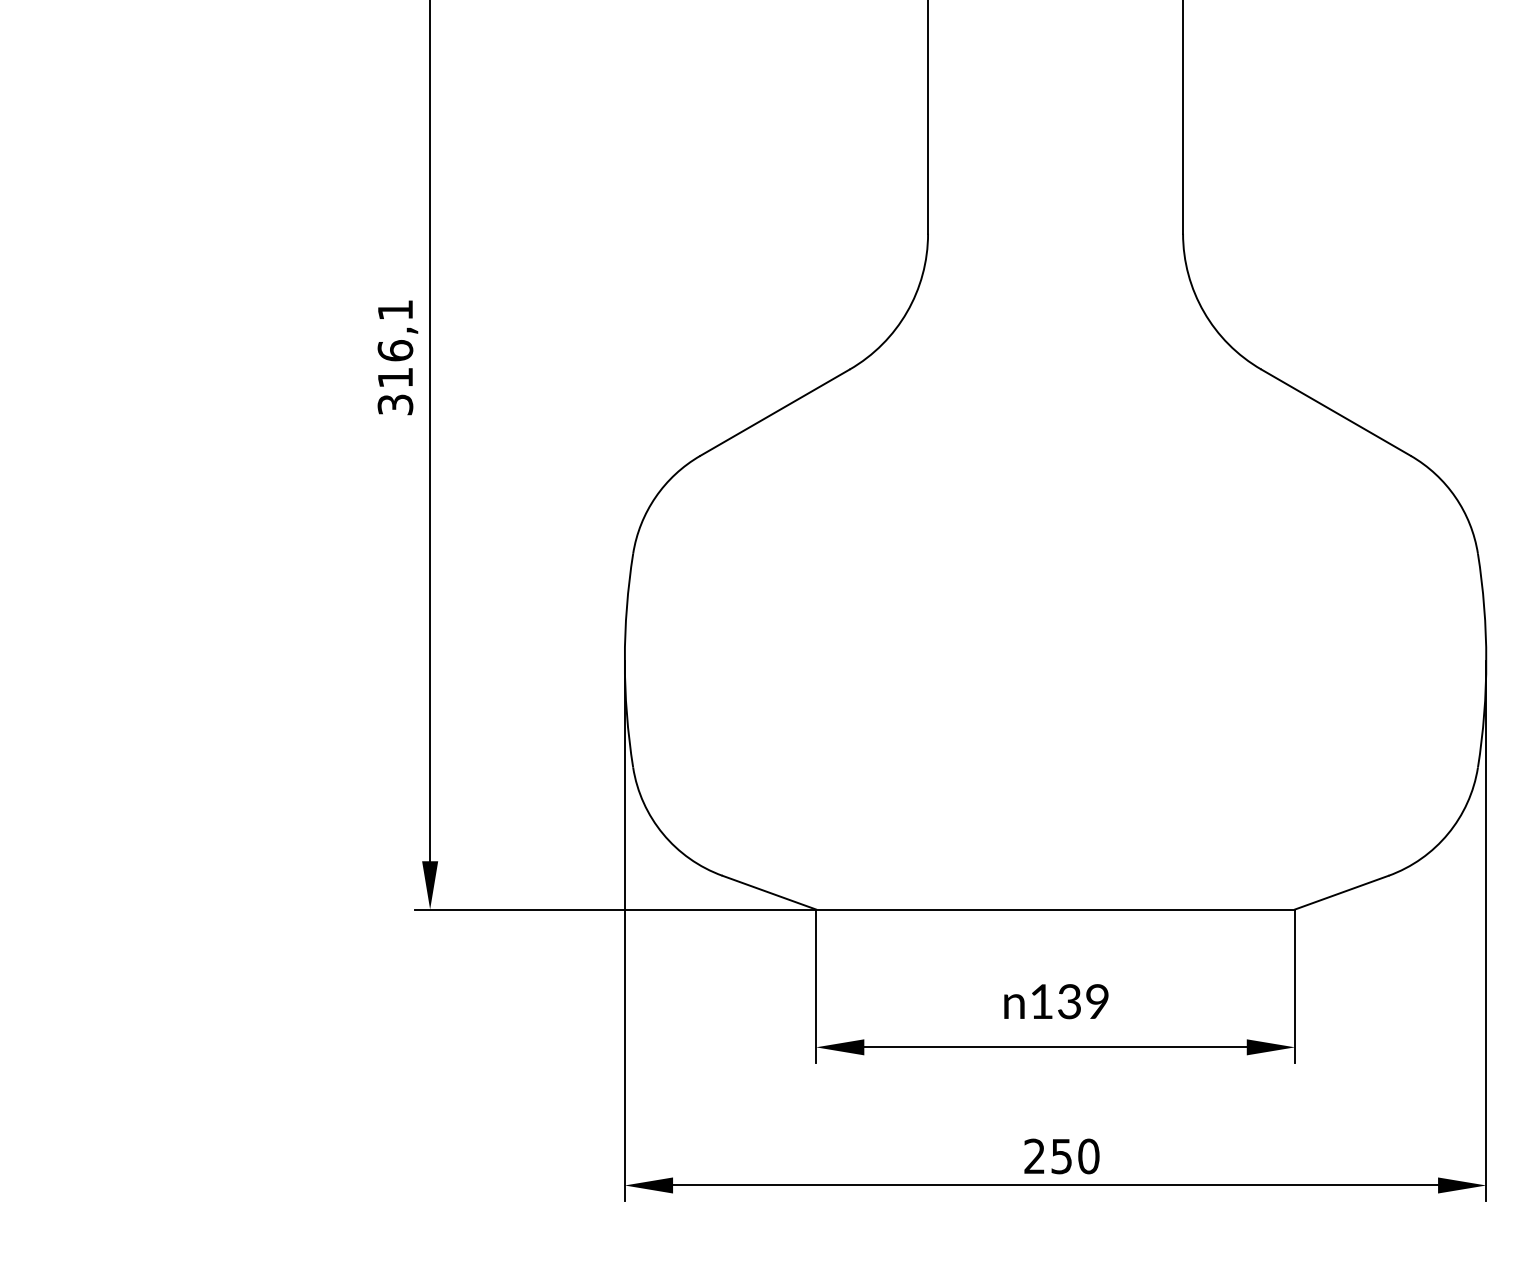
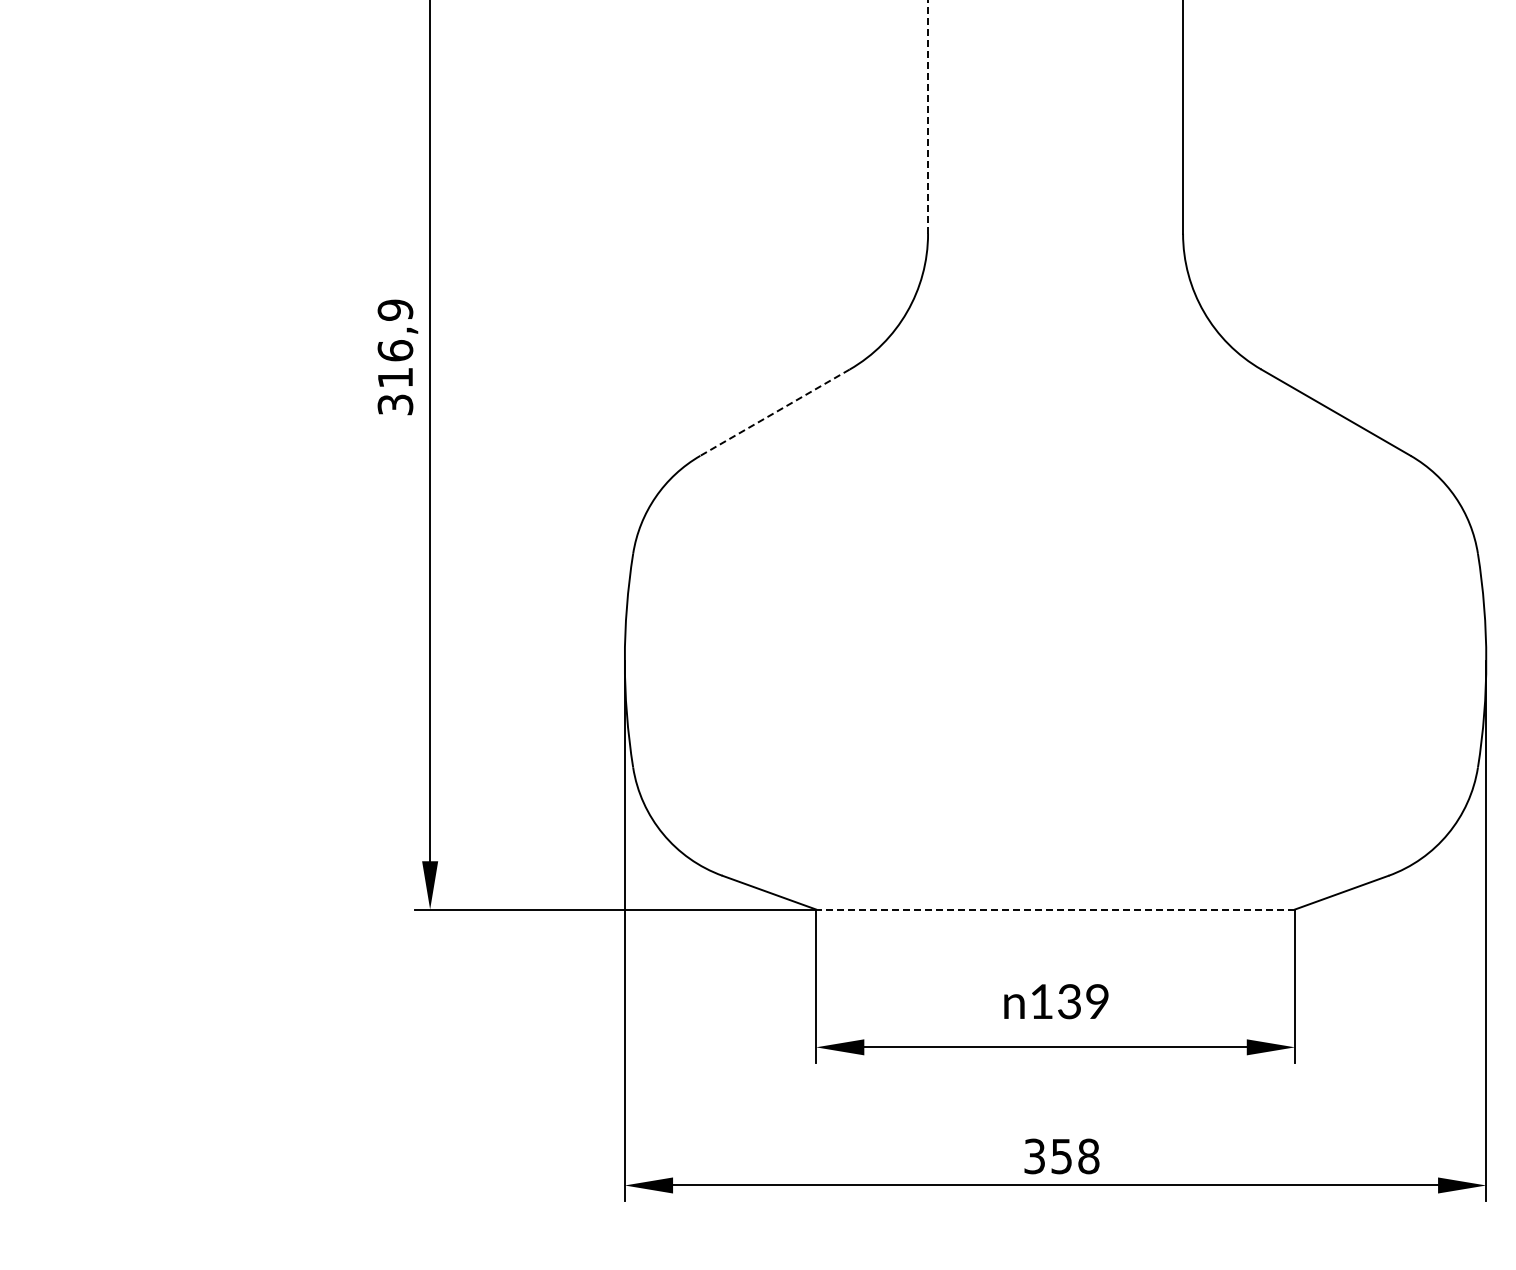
line: solid -> dashed (928, 116)
text: 316,1 -> 316,9 (395, 309)
line: solid -> dashed (774, 412)
line: solid -> dashed (1055, 909)
text: 250 -> 358 (1061, 1156)
